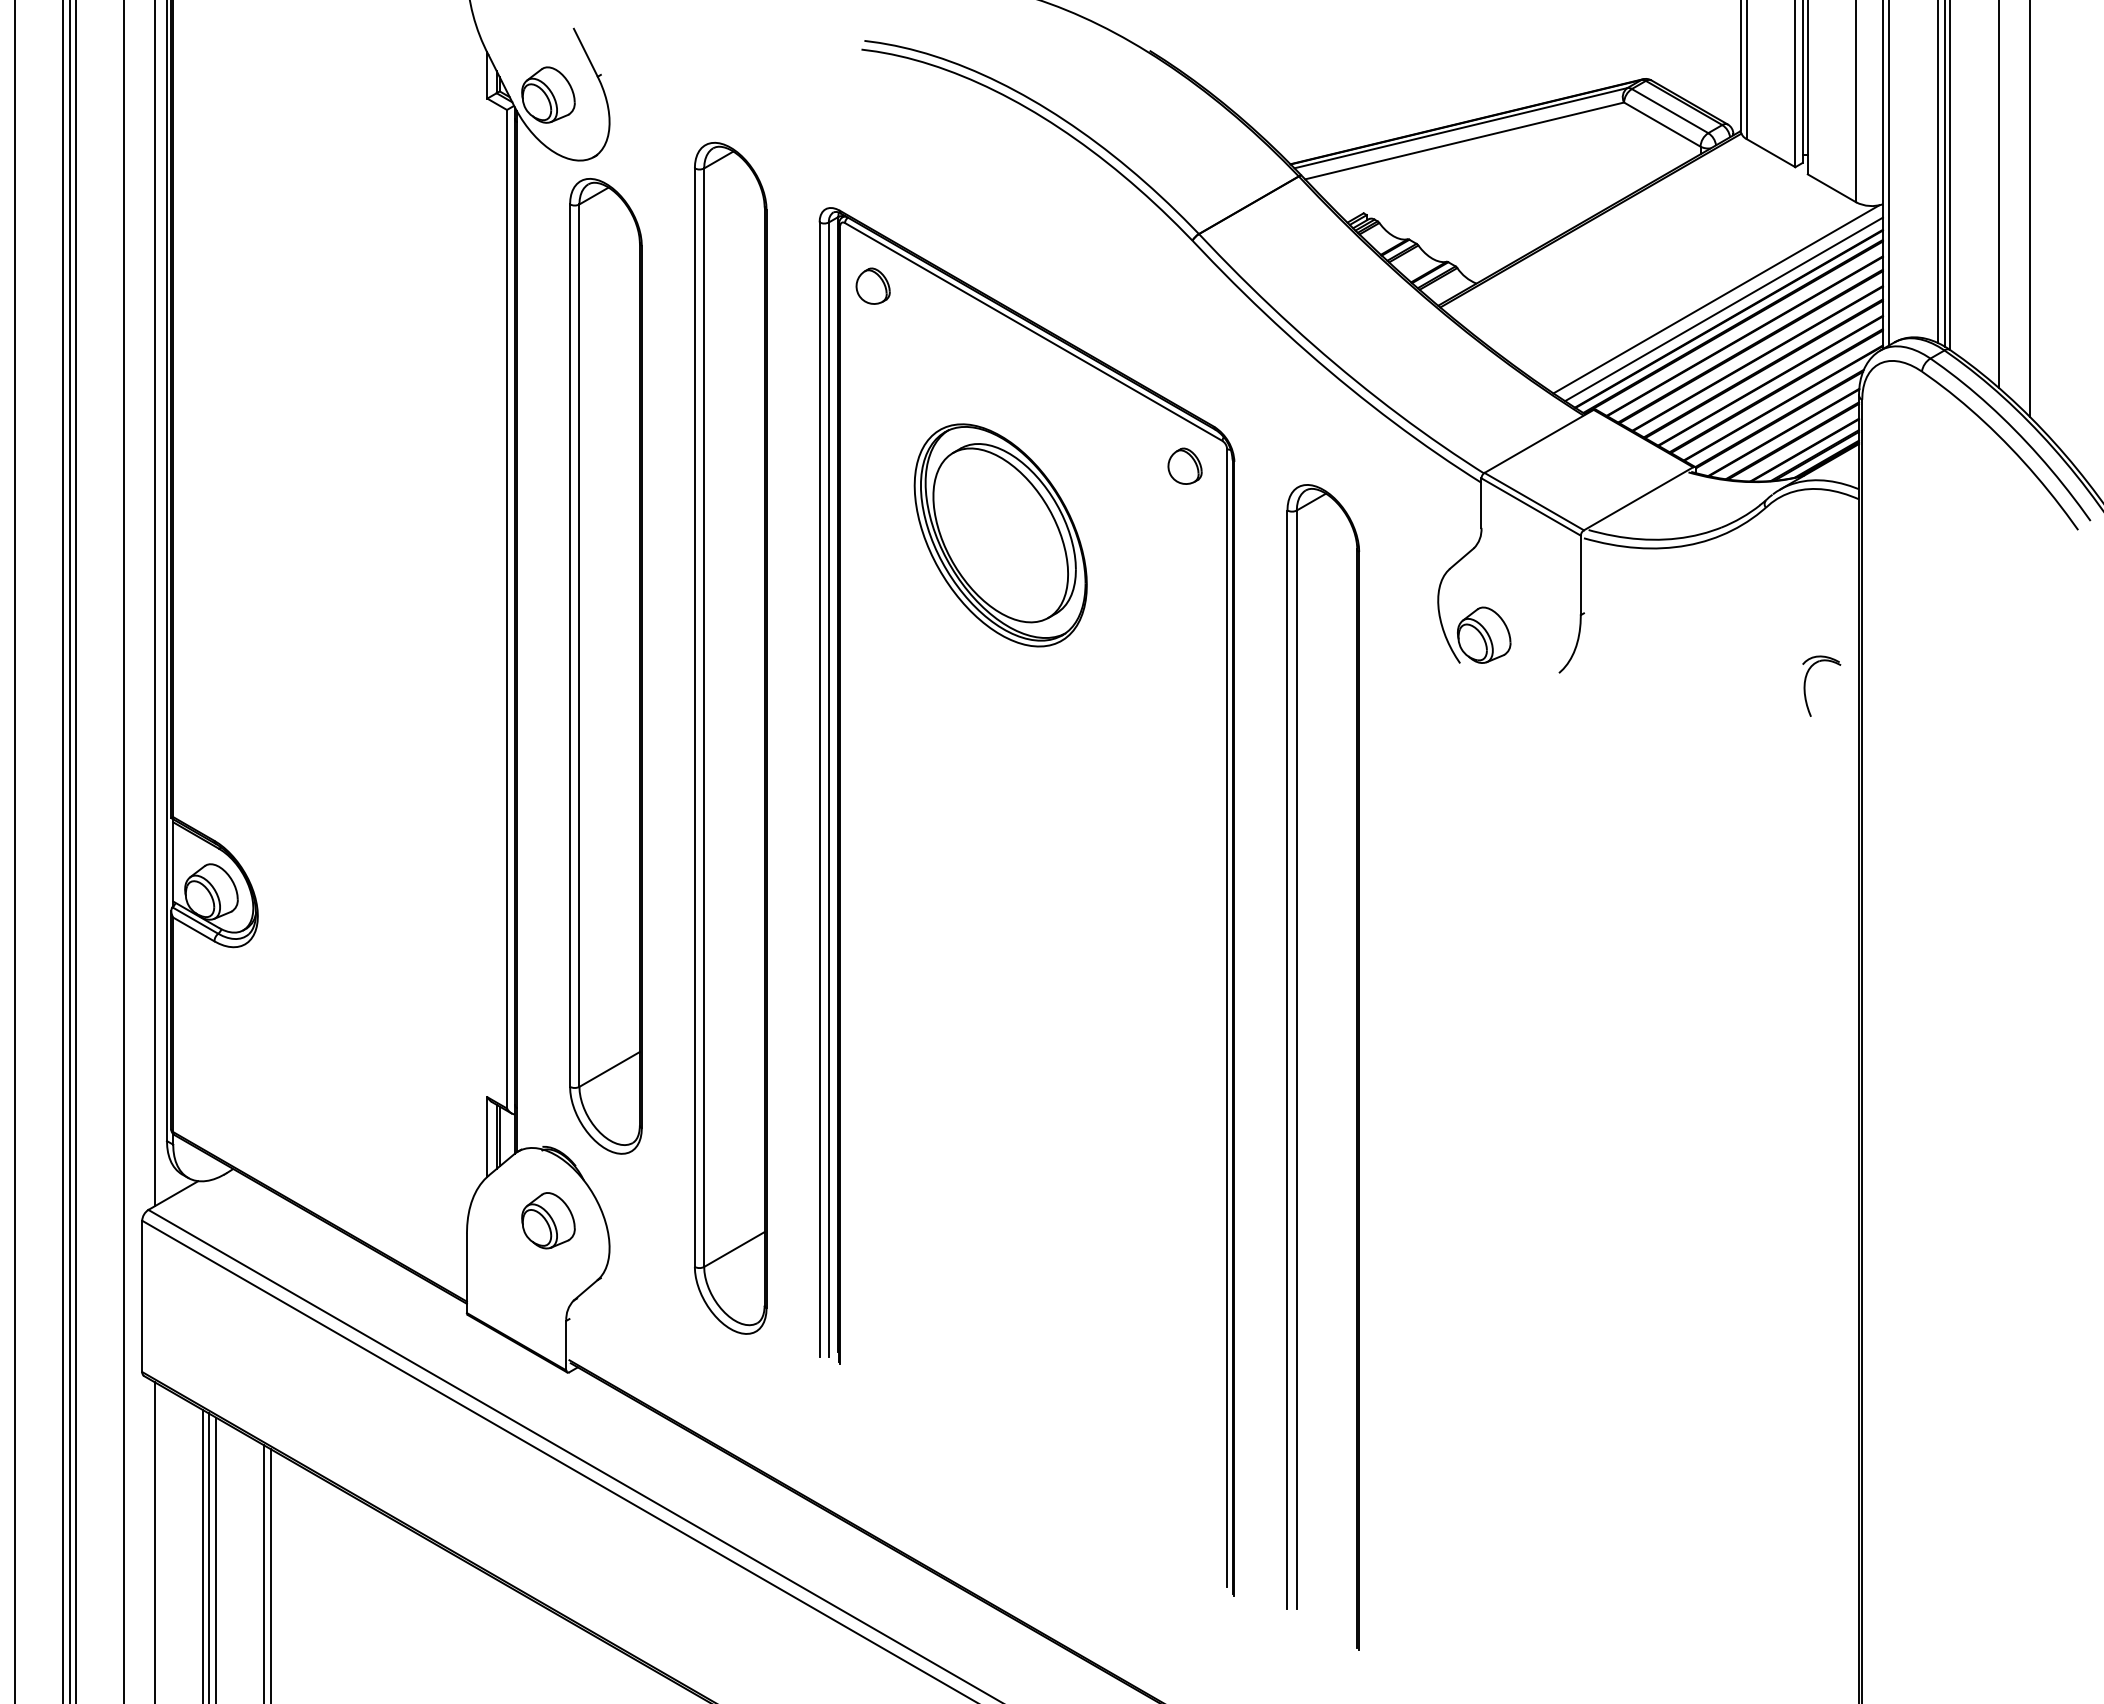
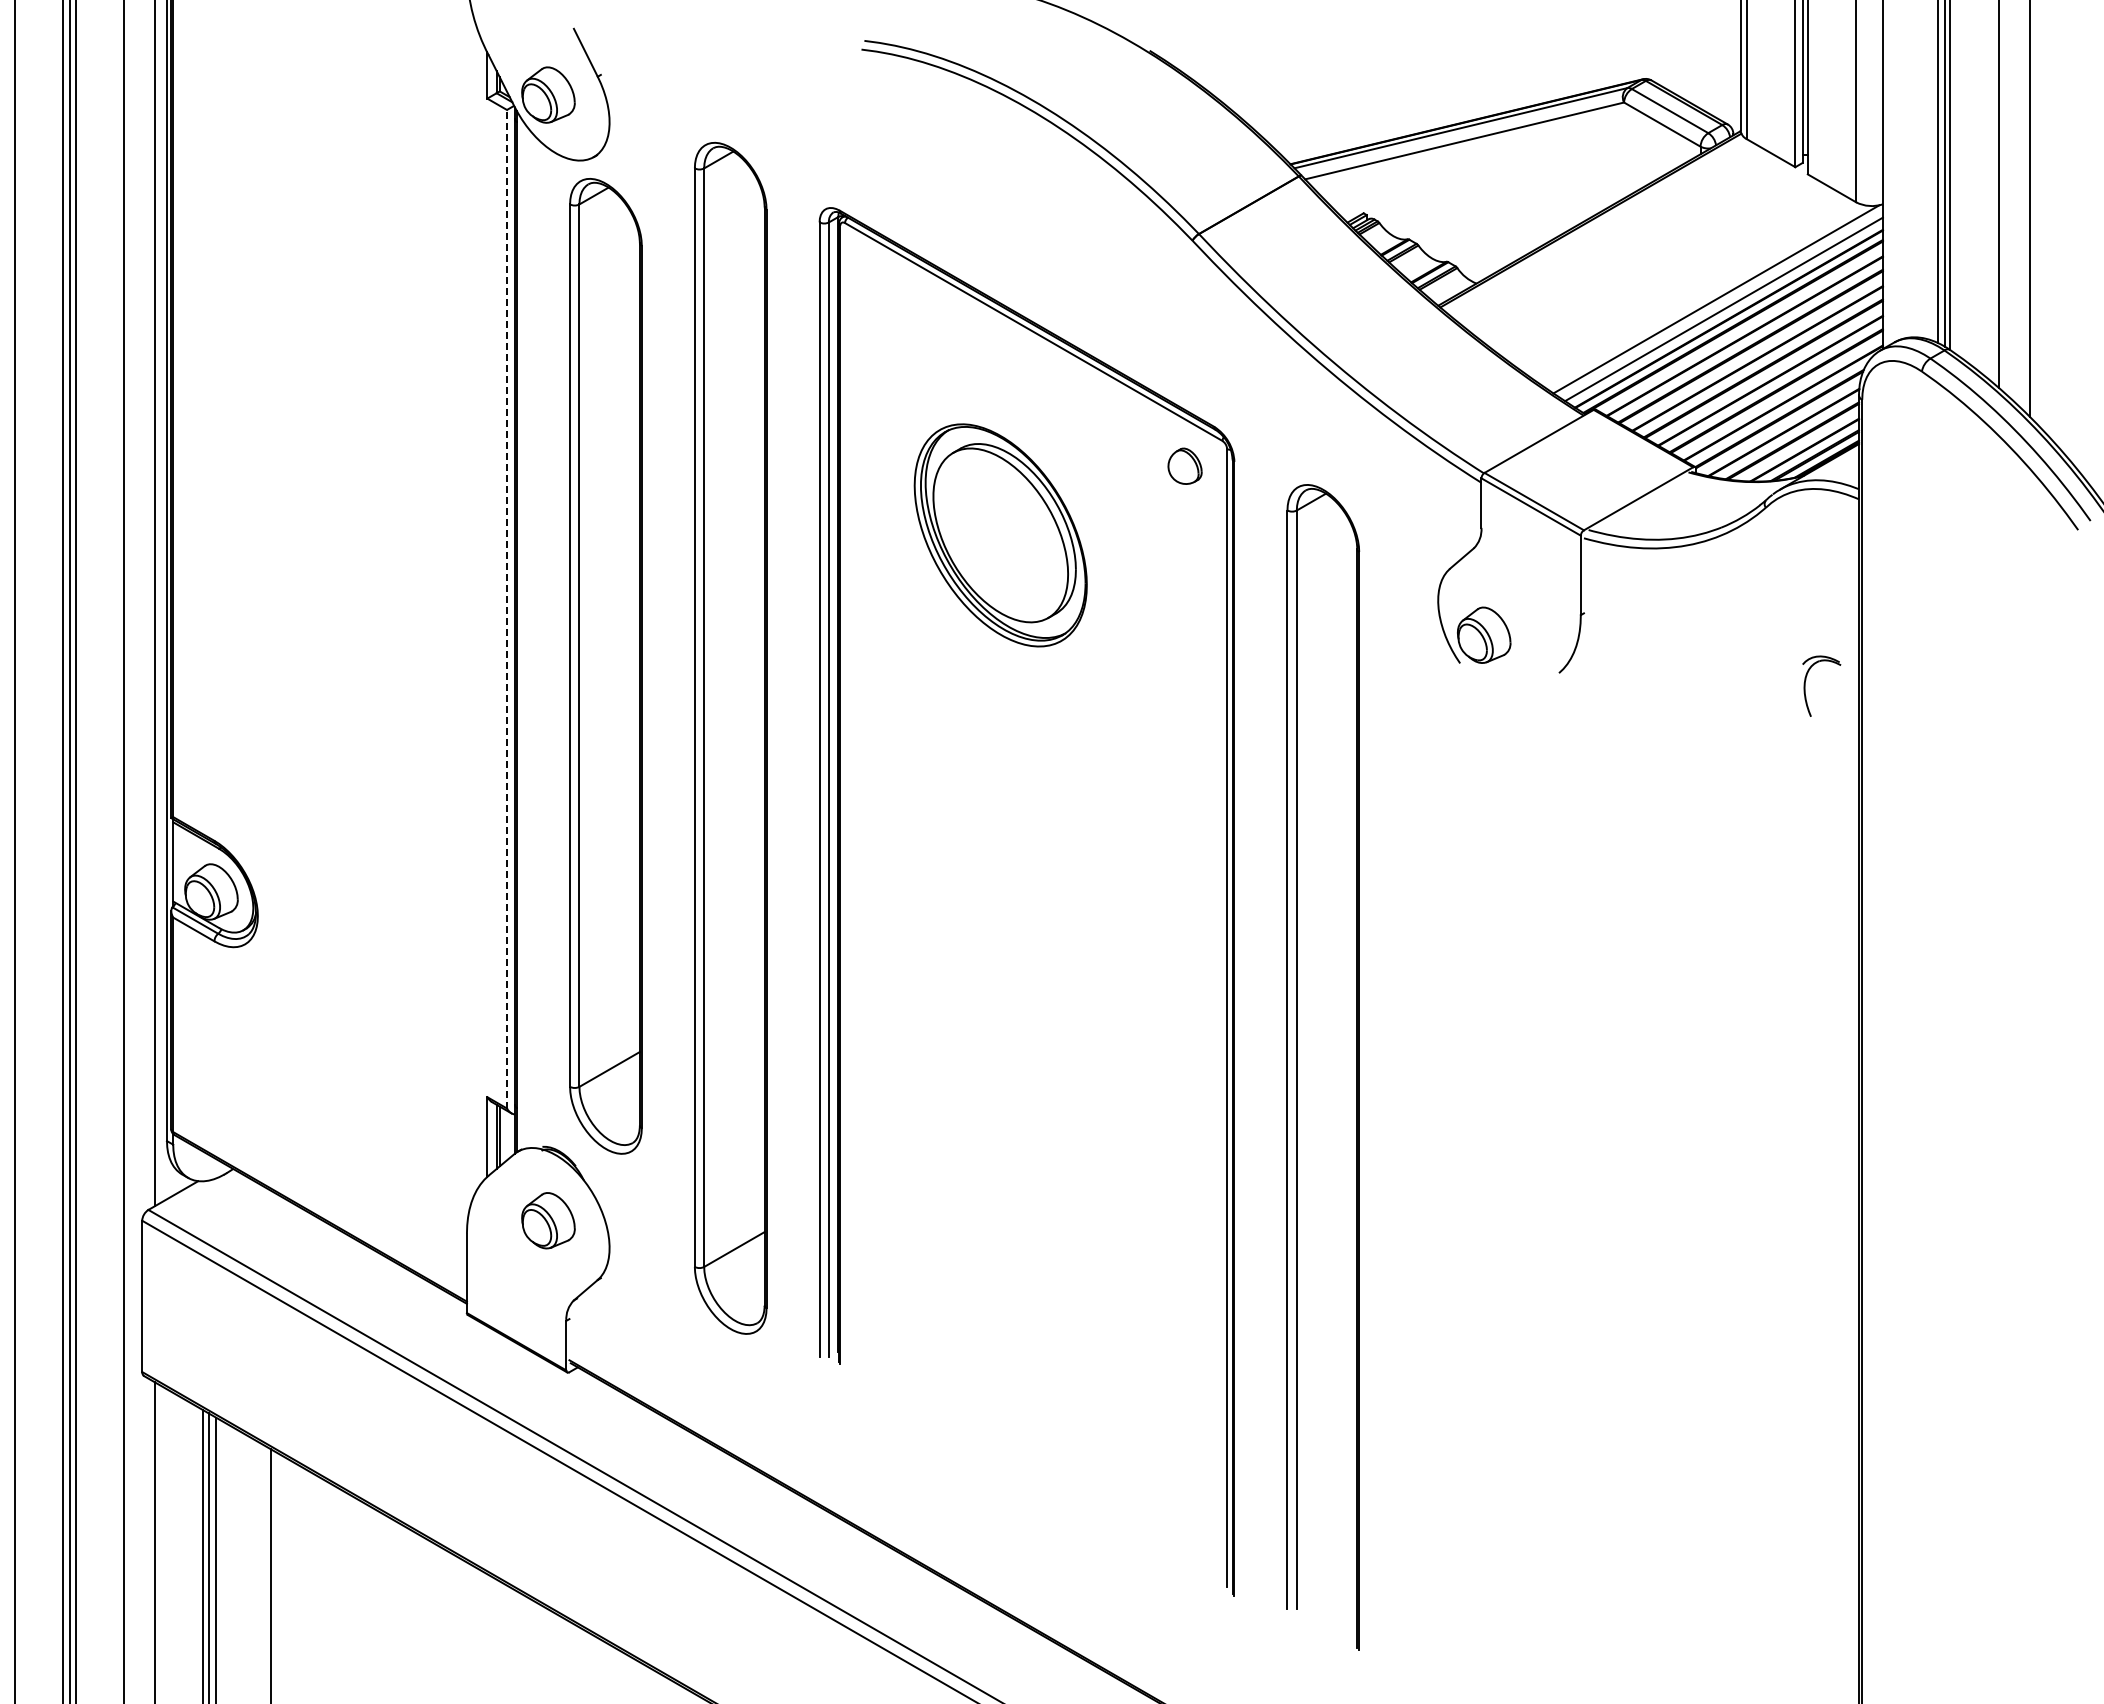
line: present -> none (1889, 173)
part: present -> none (872, 285)
line: solid -> dashed (507, 608)
line: present -> none (264, 1572)
